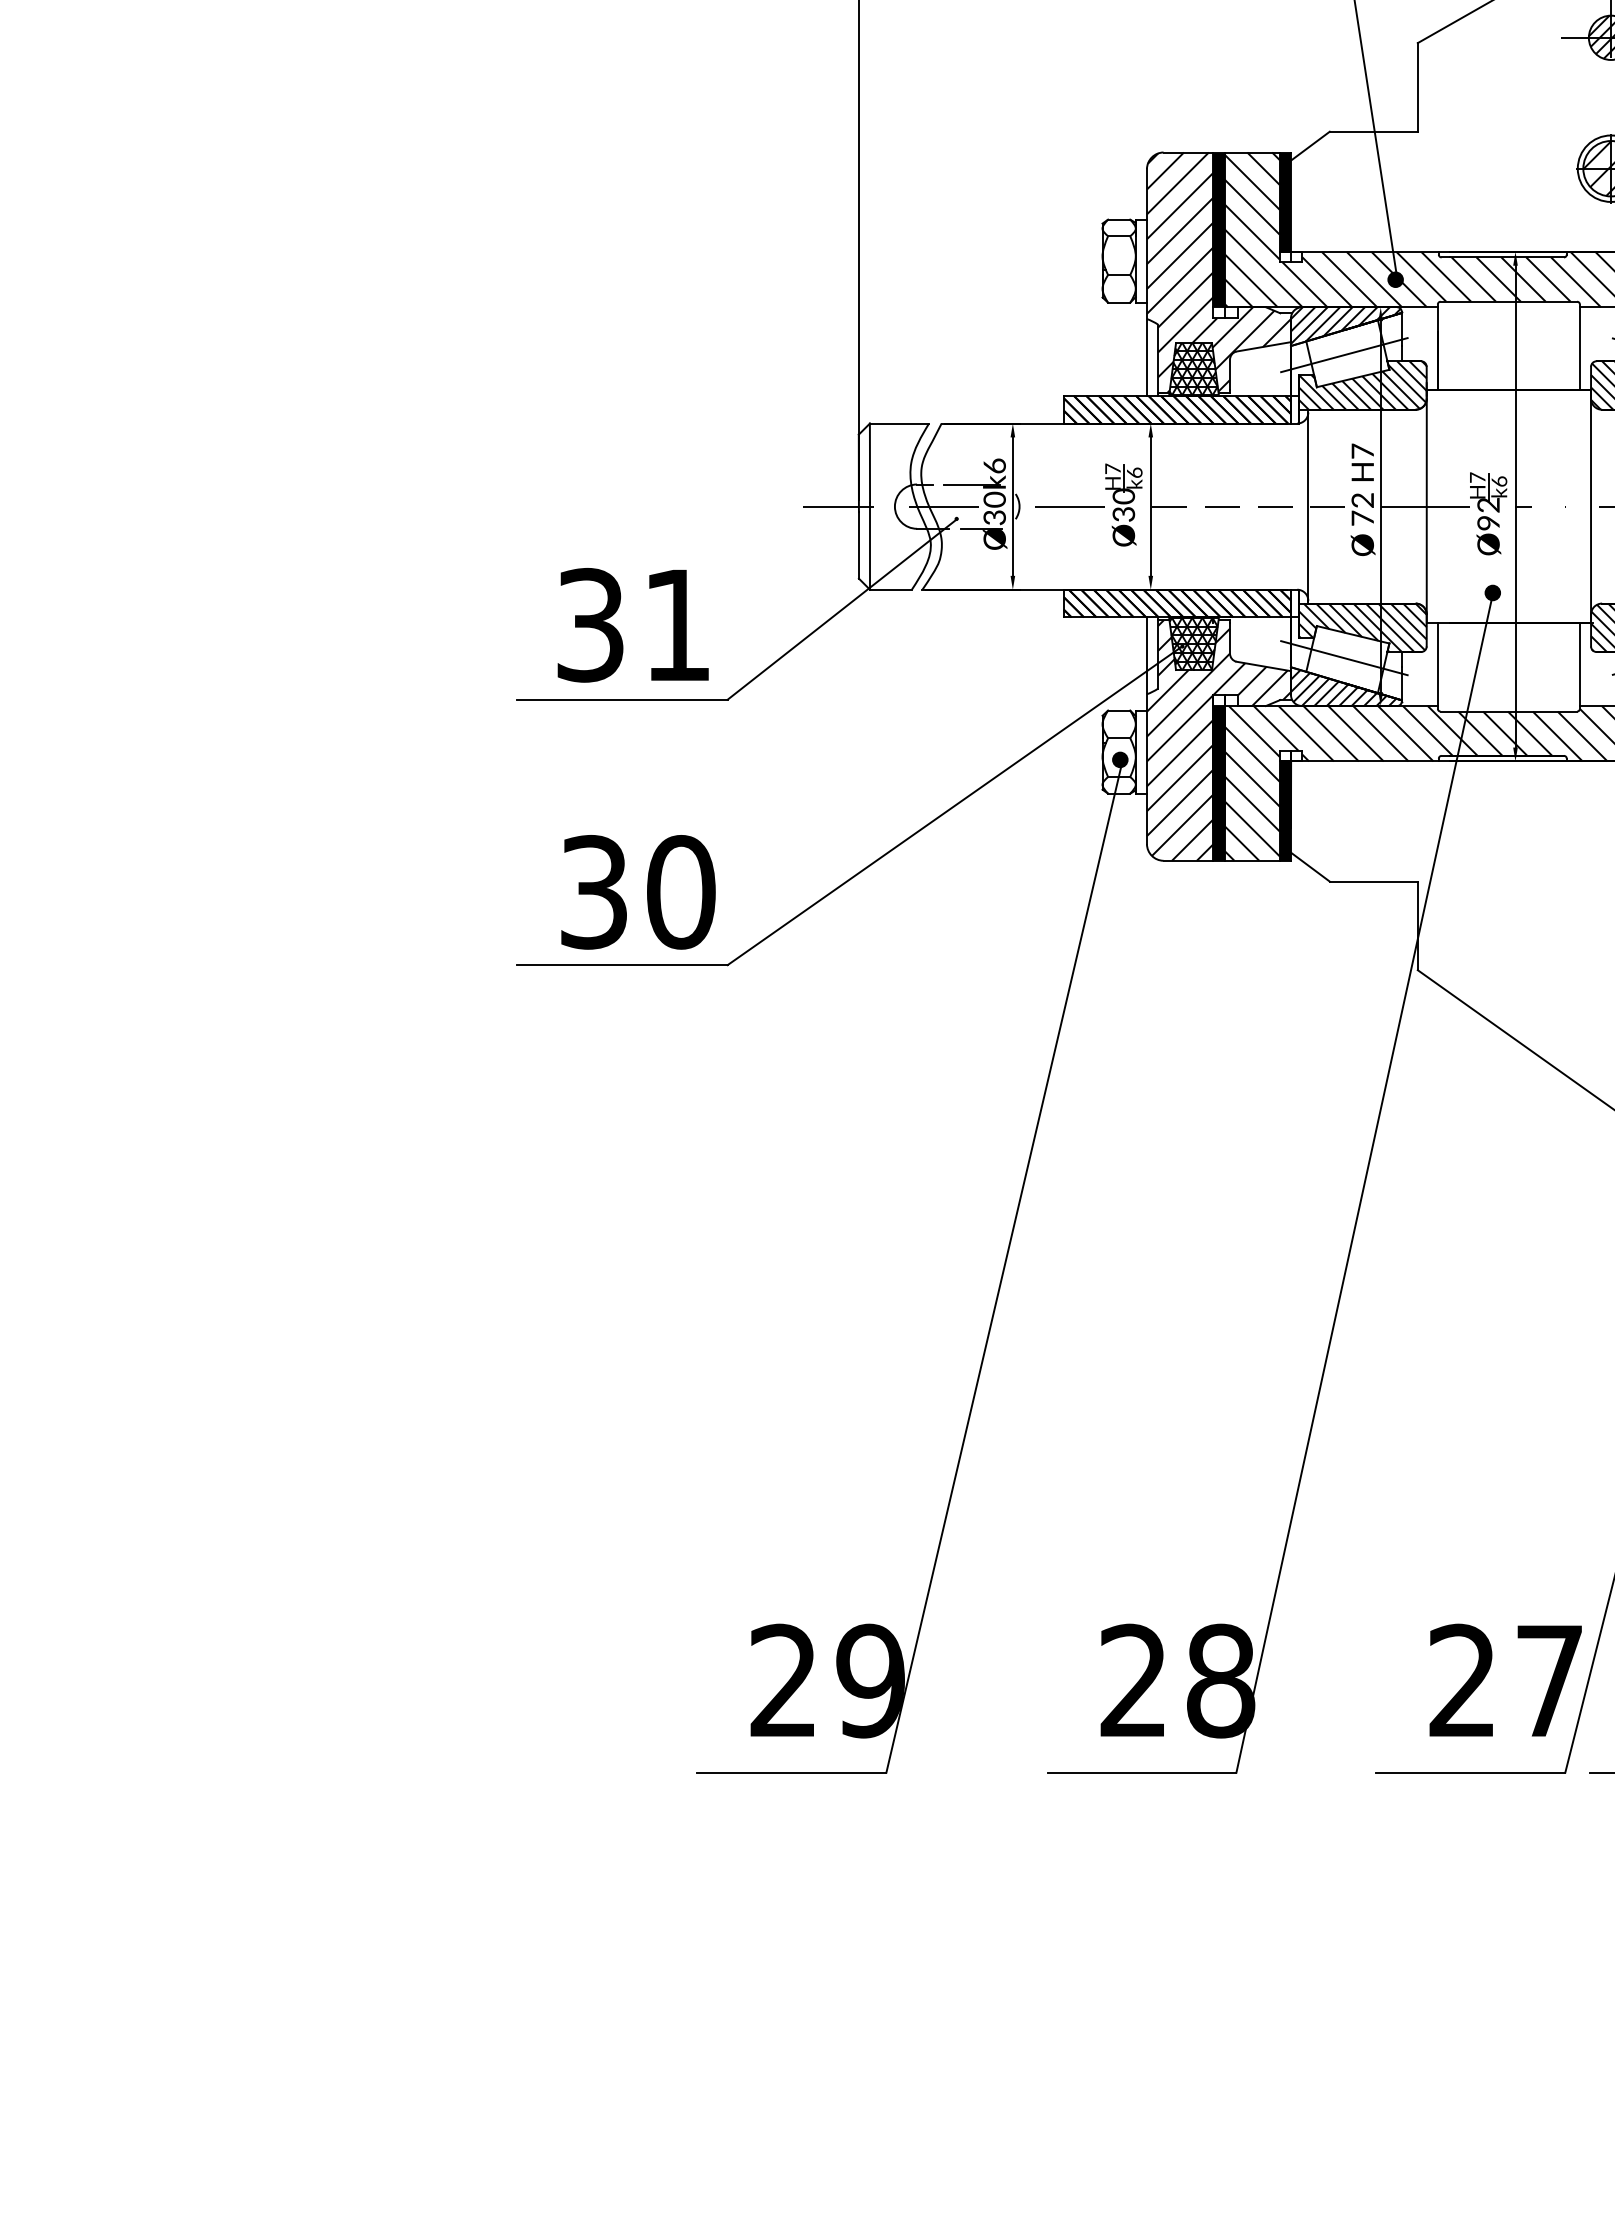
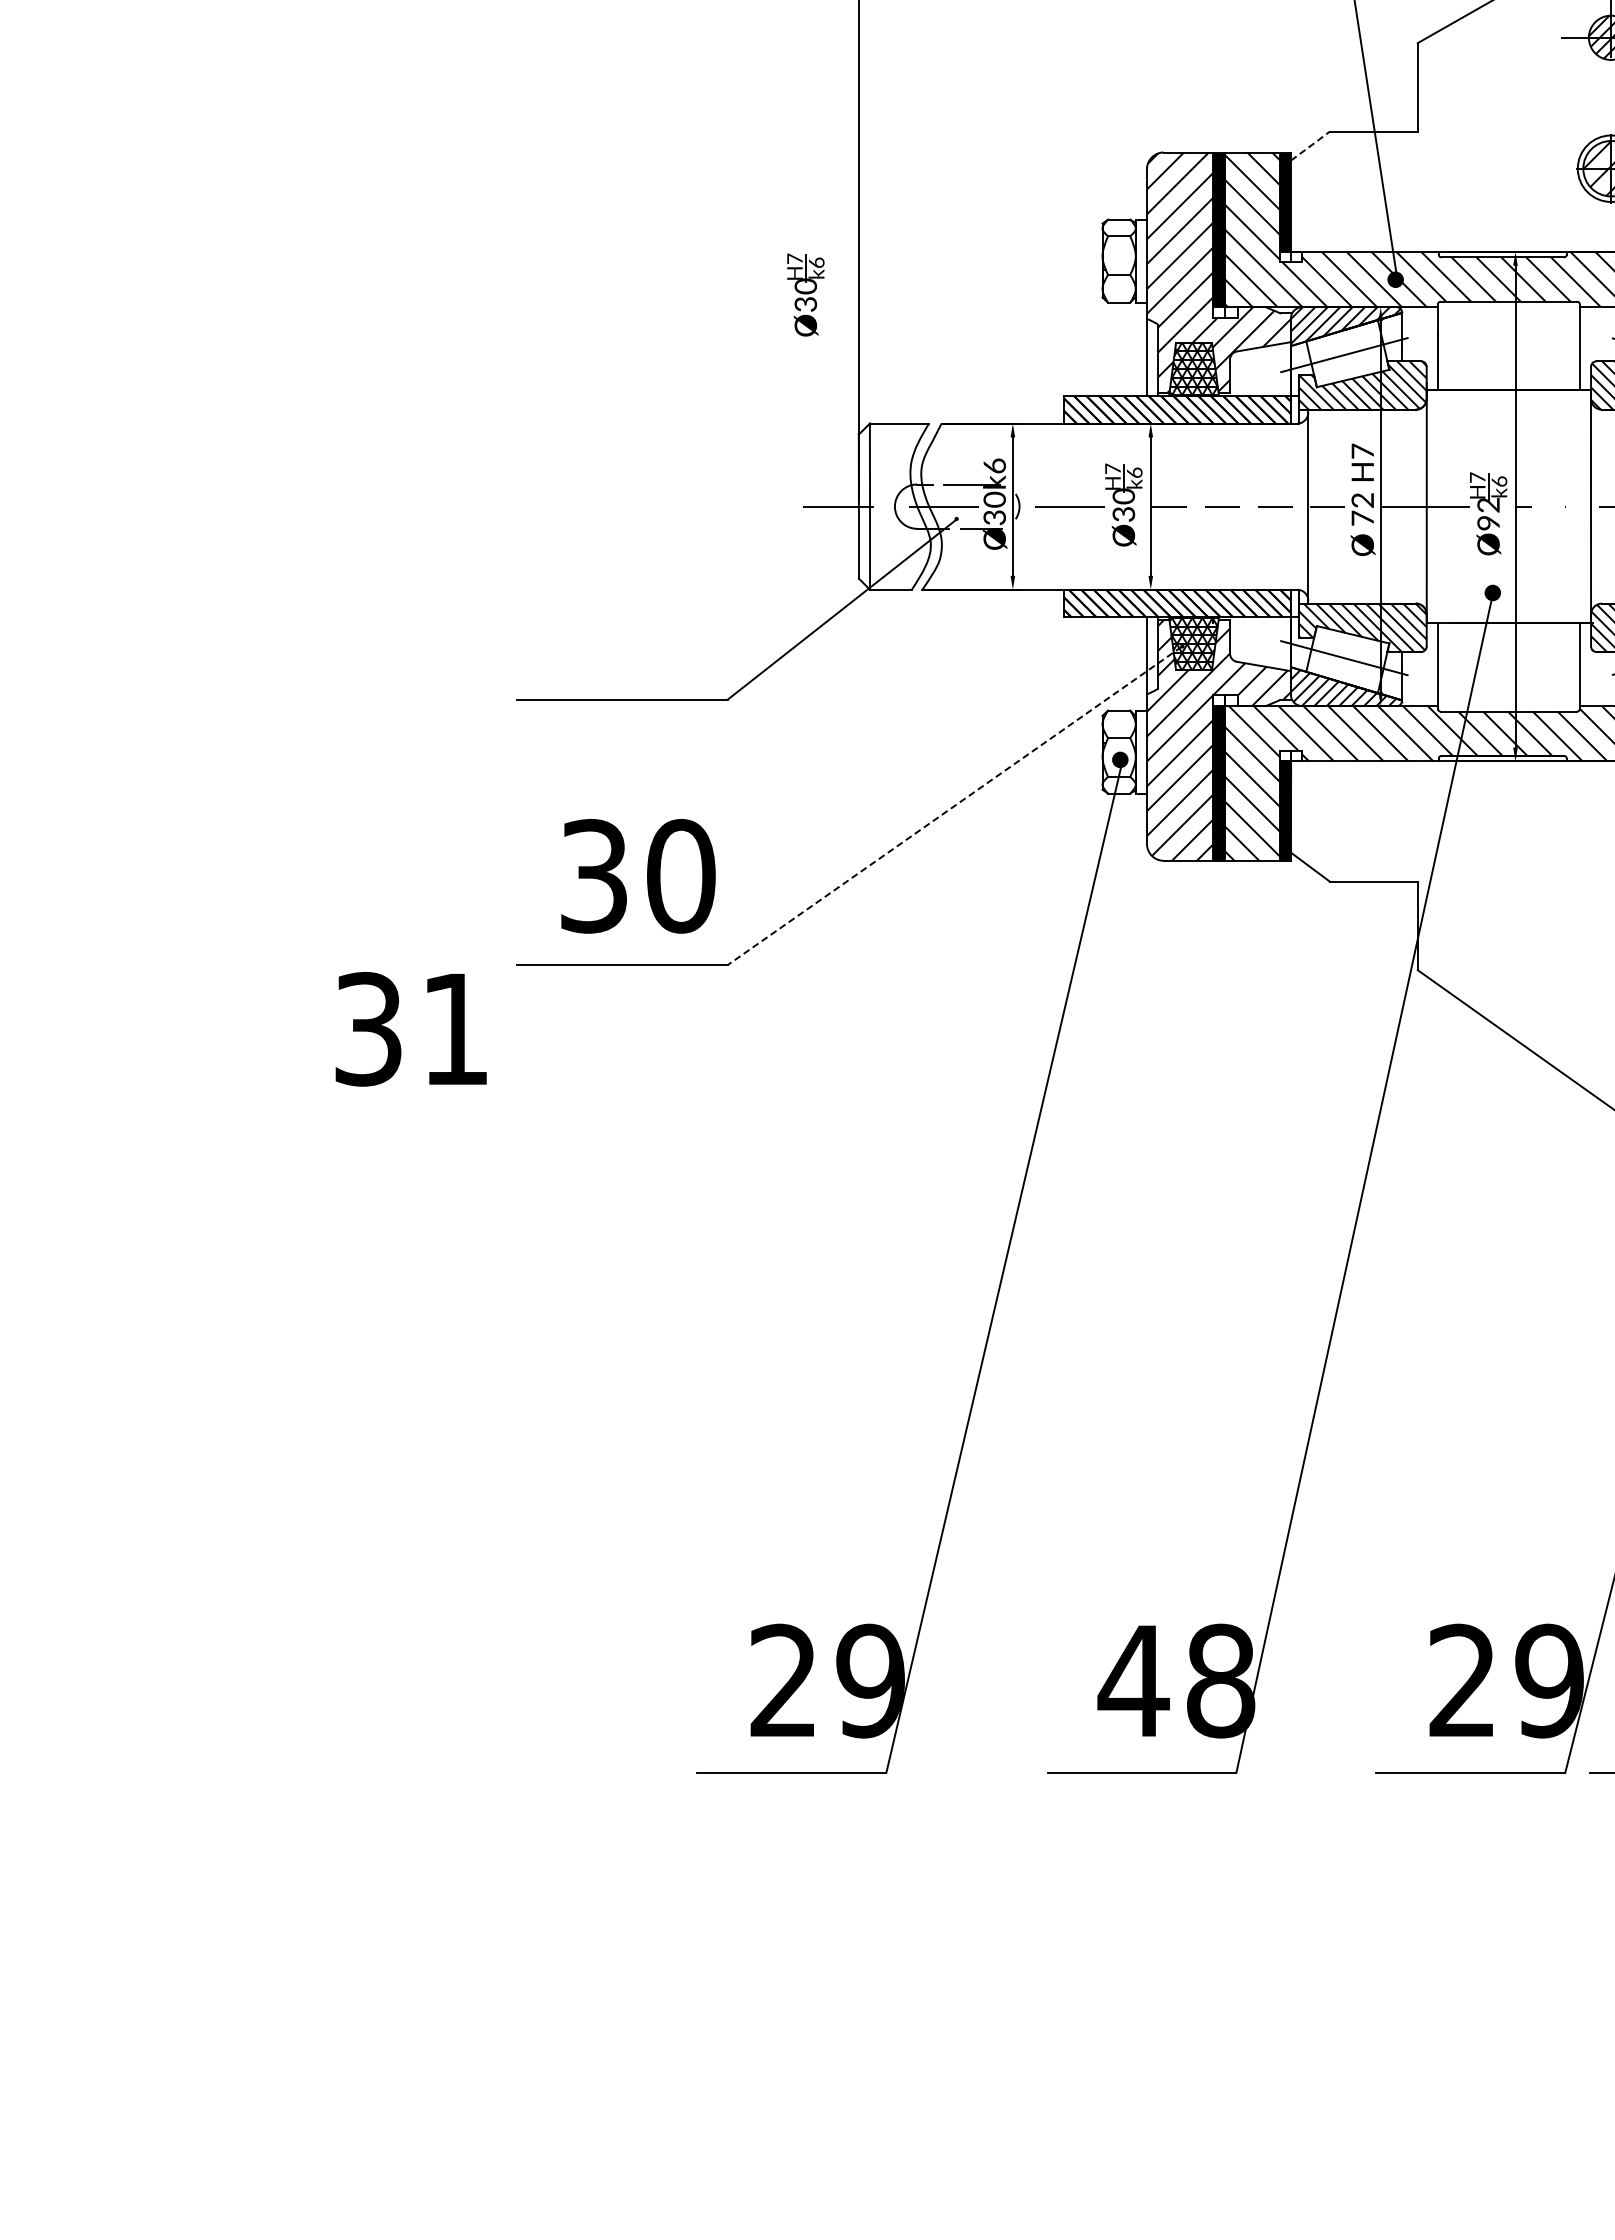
line: solid -> dashed (1310, 145)
part: none -> present (805, 294)
text position: (632, 625) -> (410, 1029) (410, 1029)
line: solid -> dashed (954, 806)
text position: (638, 892) -> (638, 876) (638, 876)
text: 28 -> 48 (1133, 1679)
text: 27 -> 29 (1549, 1680)
